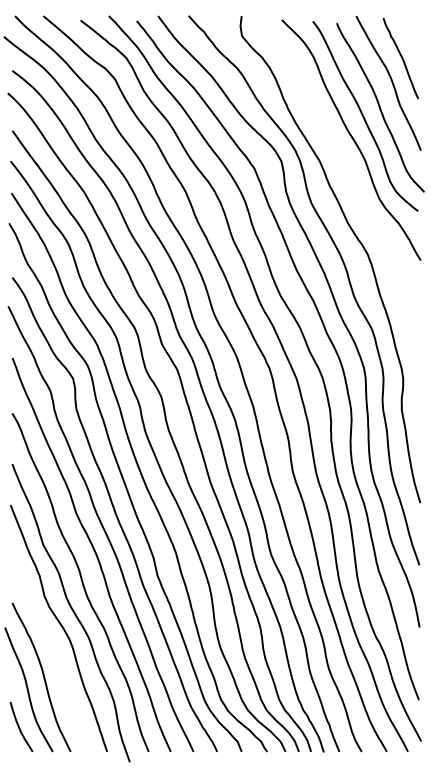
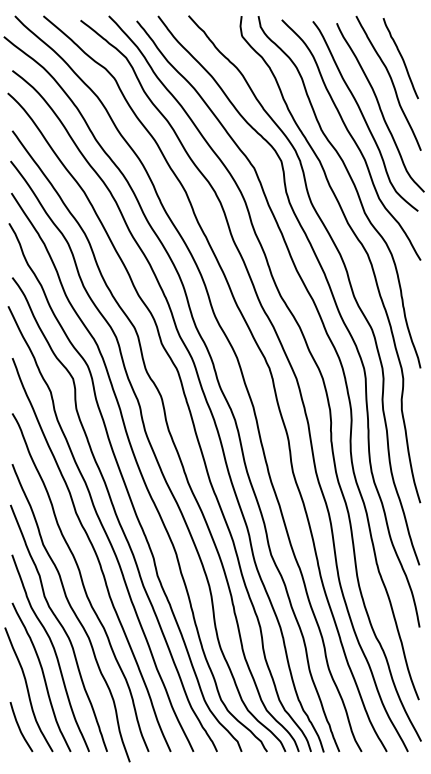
curve: none -> present (354, 188)
curve: none -> present (53, 650)
